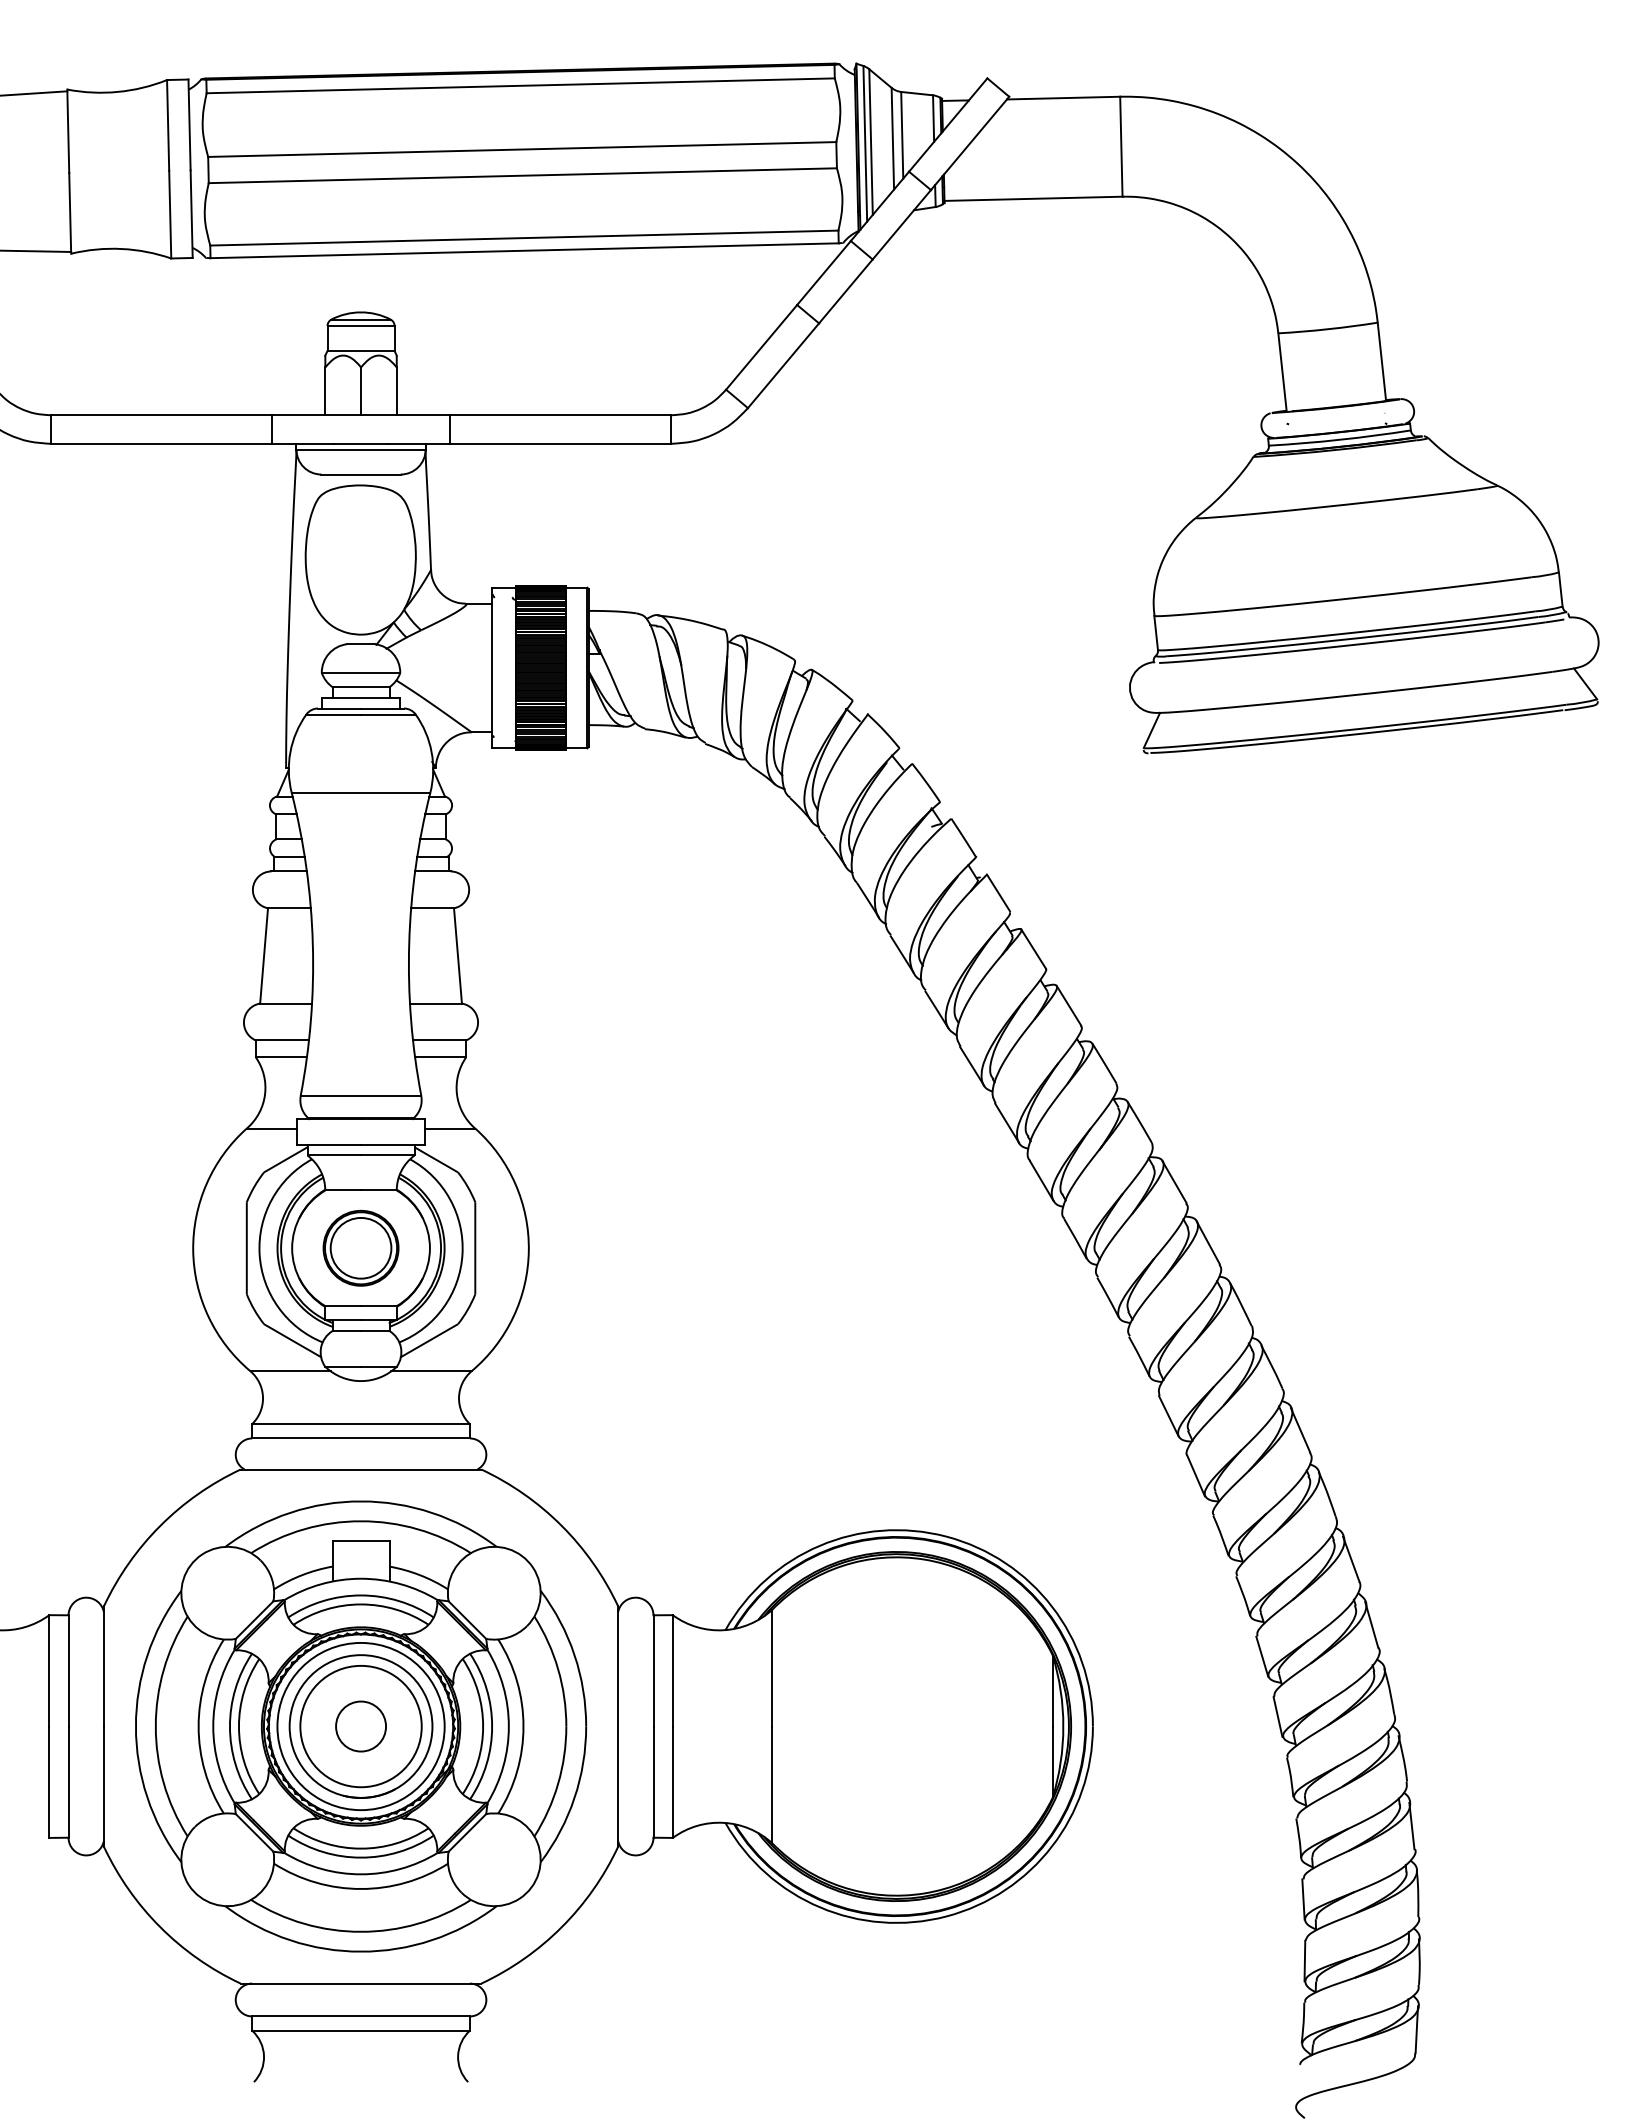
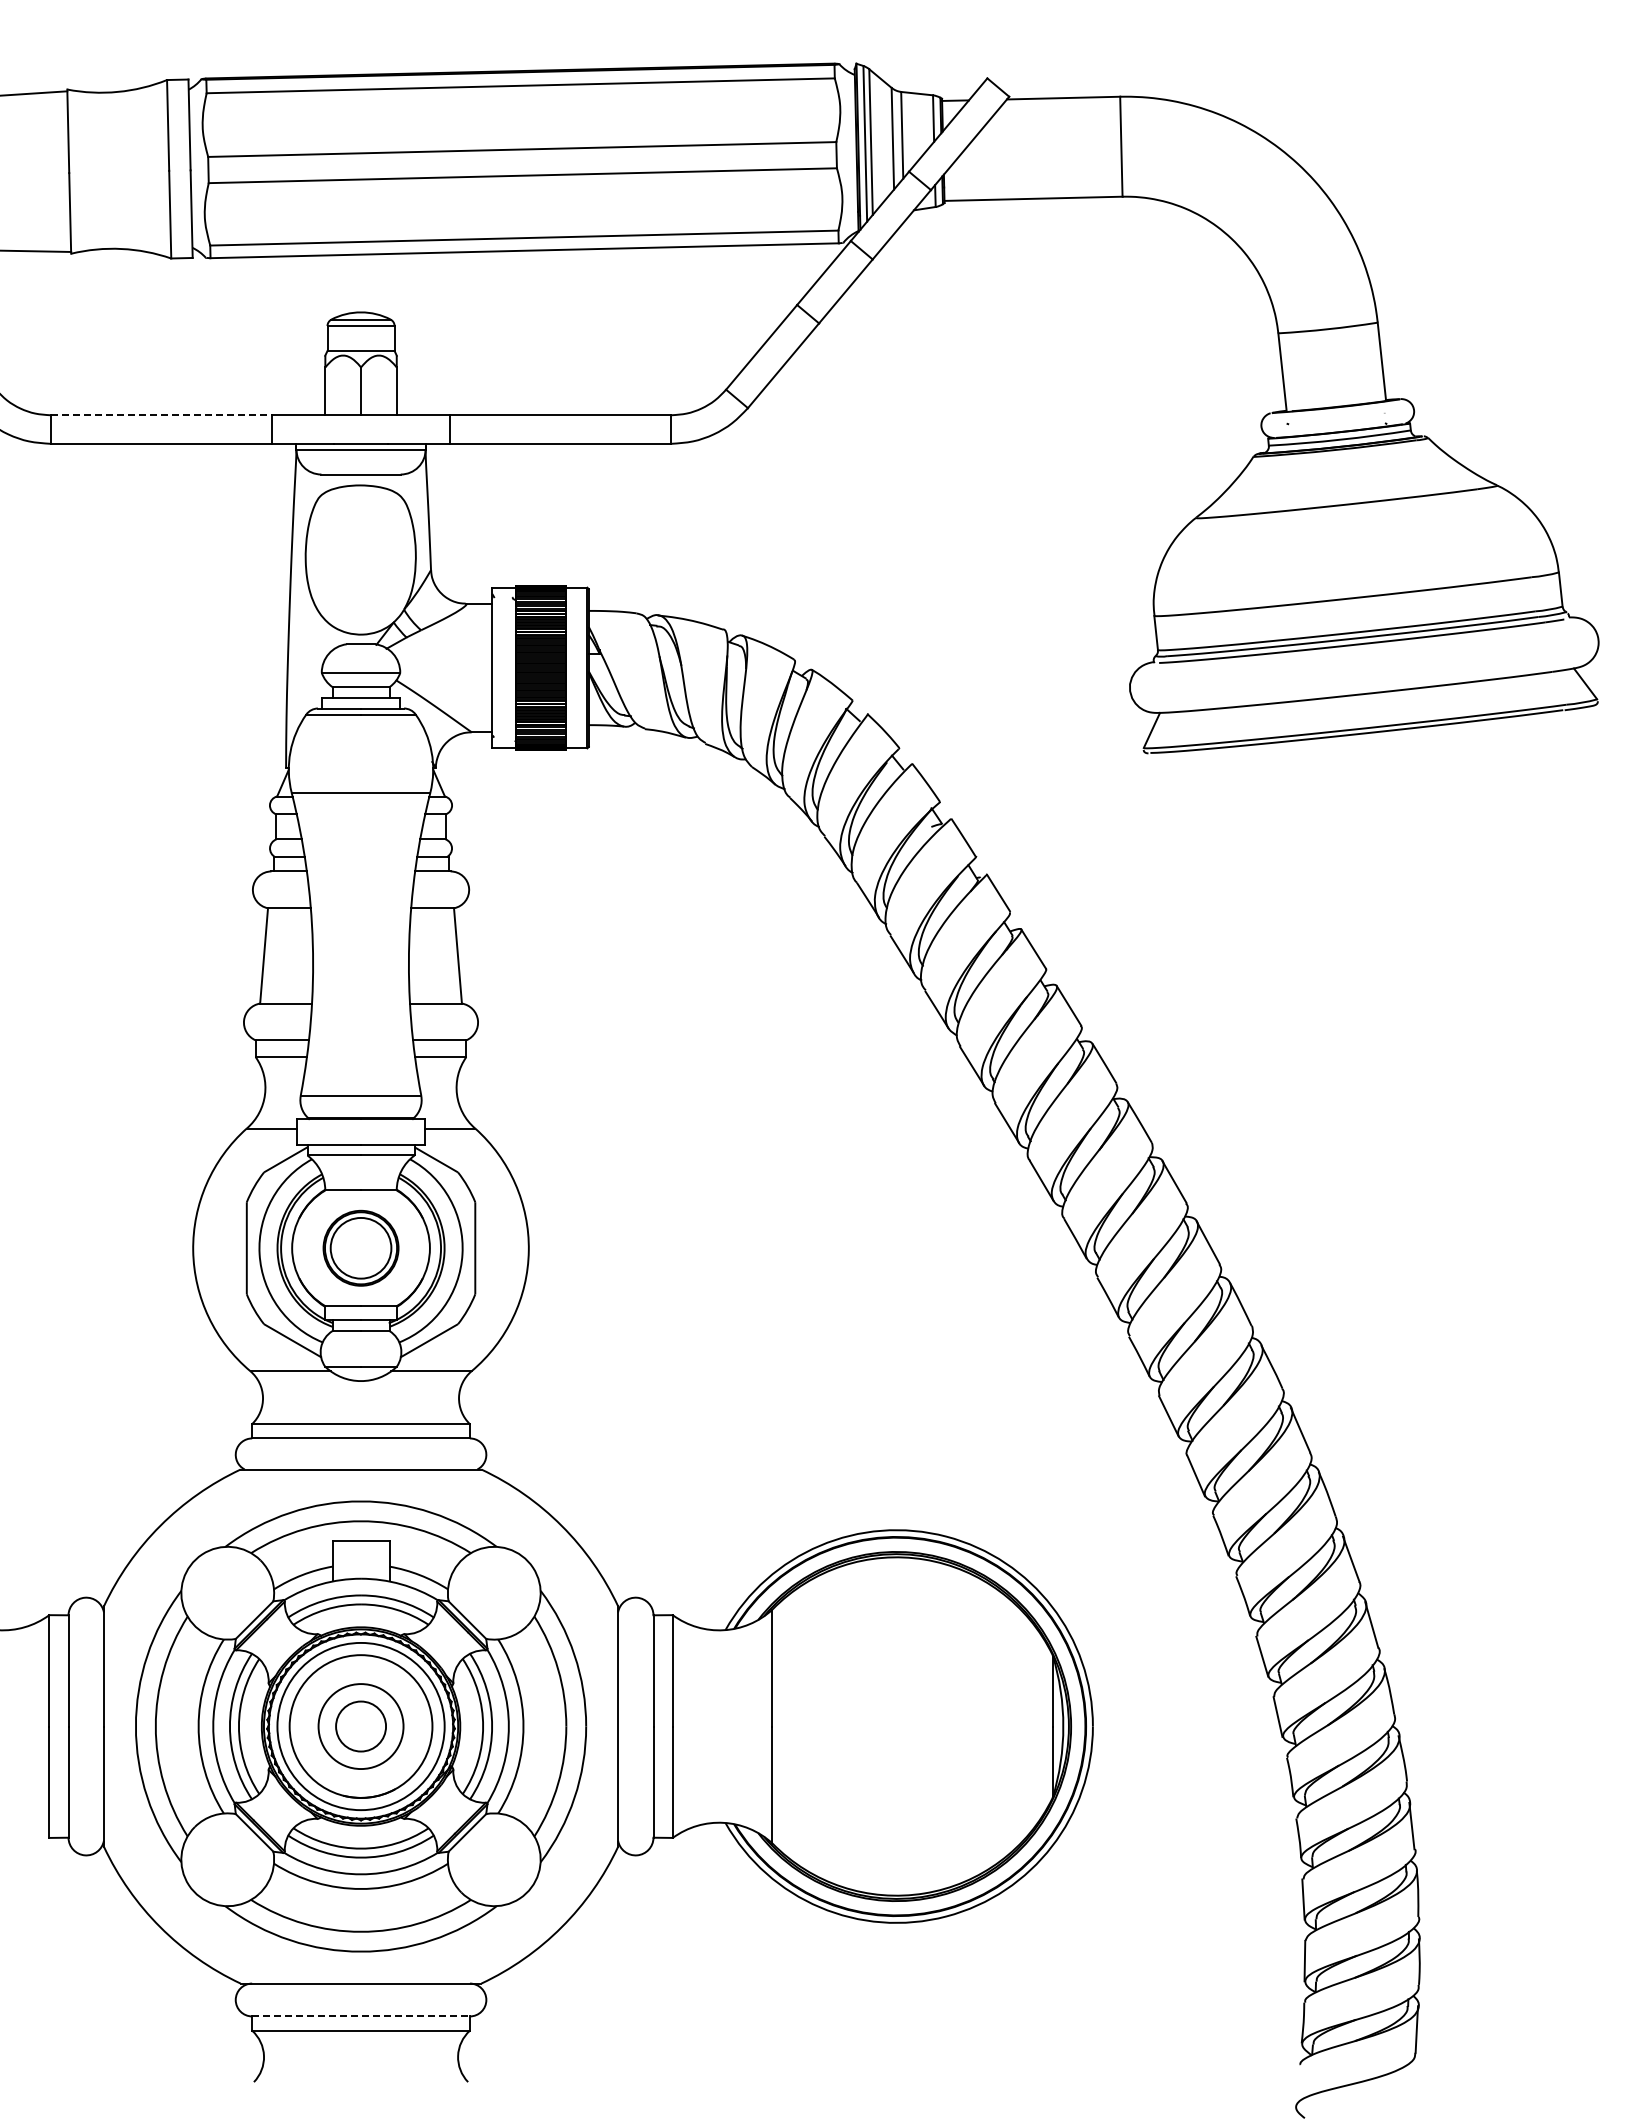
line: solid -> dashed (161, 415)
circle diameter: 121 px -> 85 px (360, 1726)
line: solid -> dashed (361, 2016)
